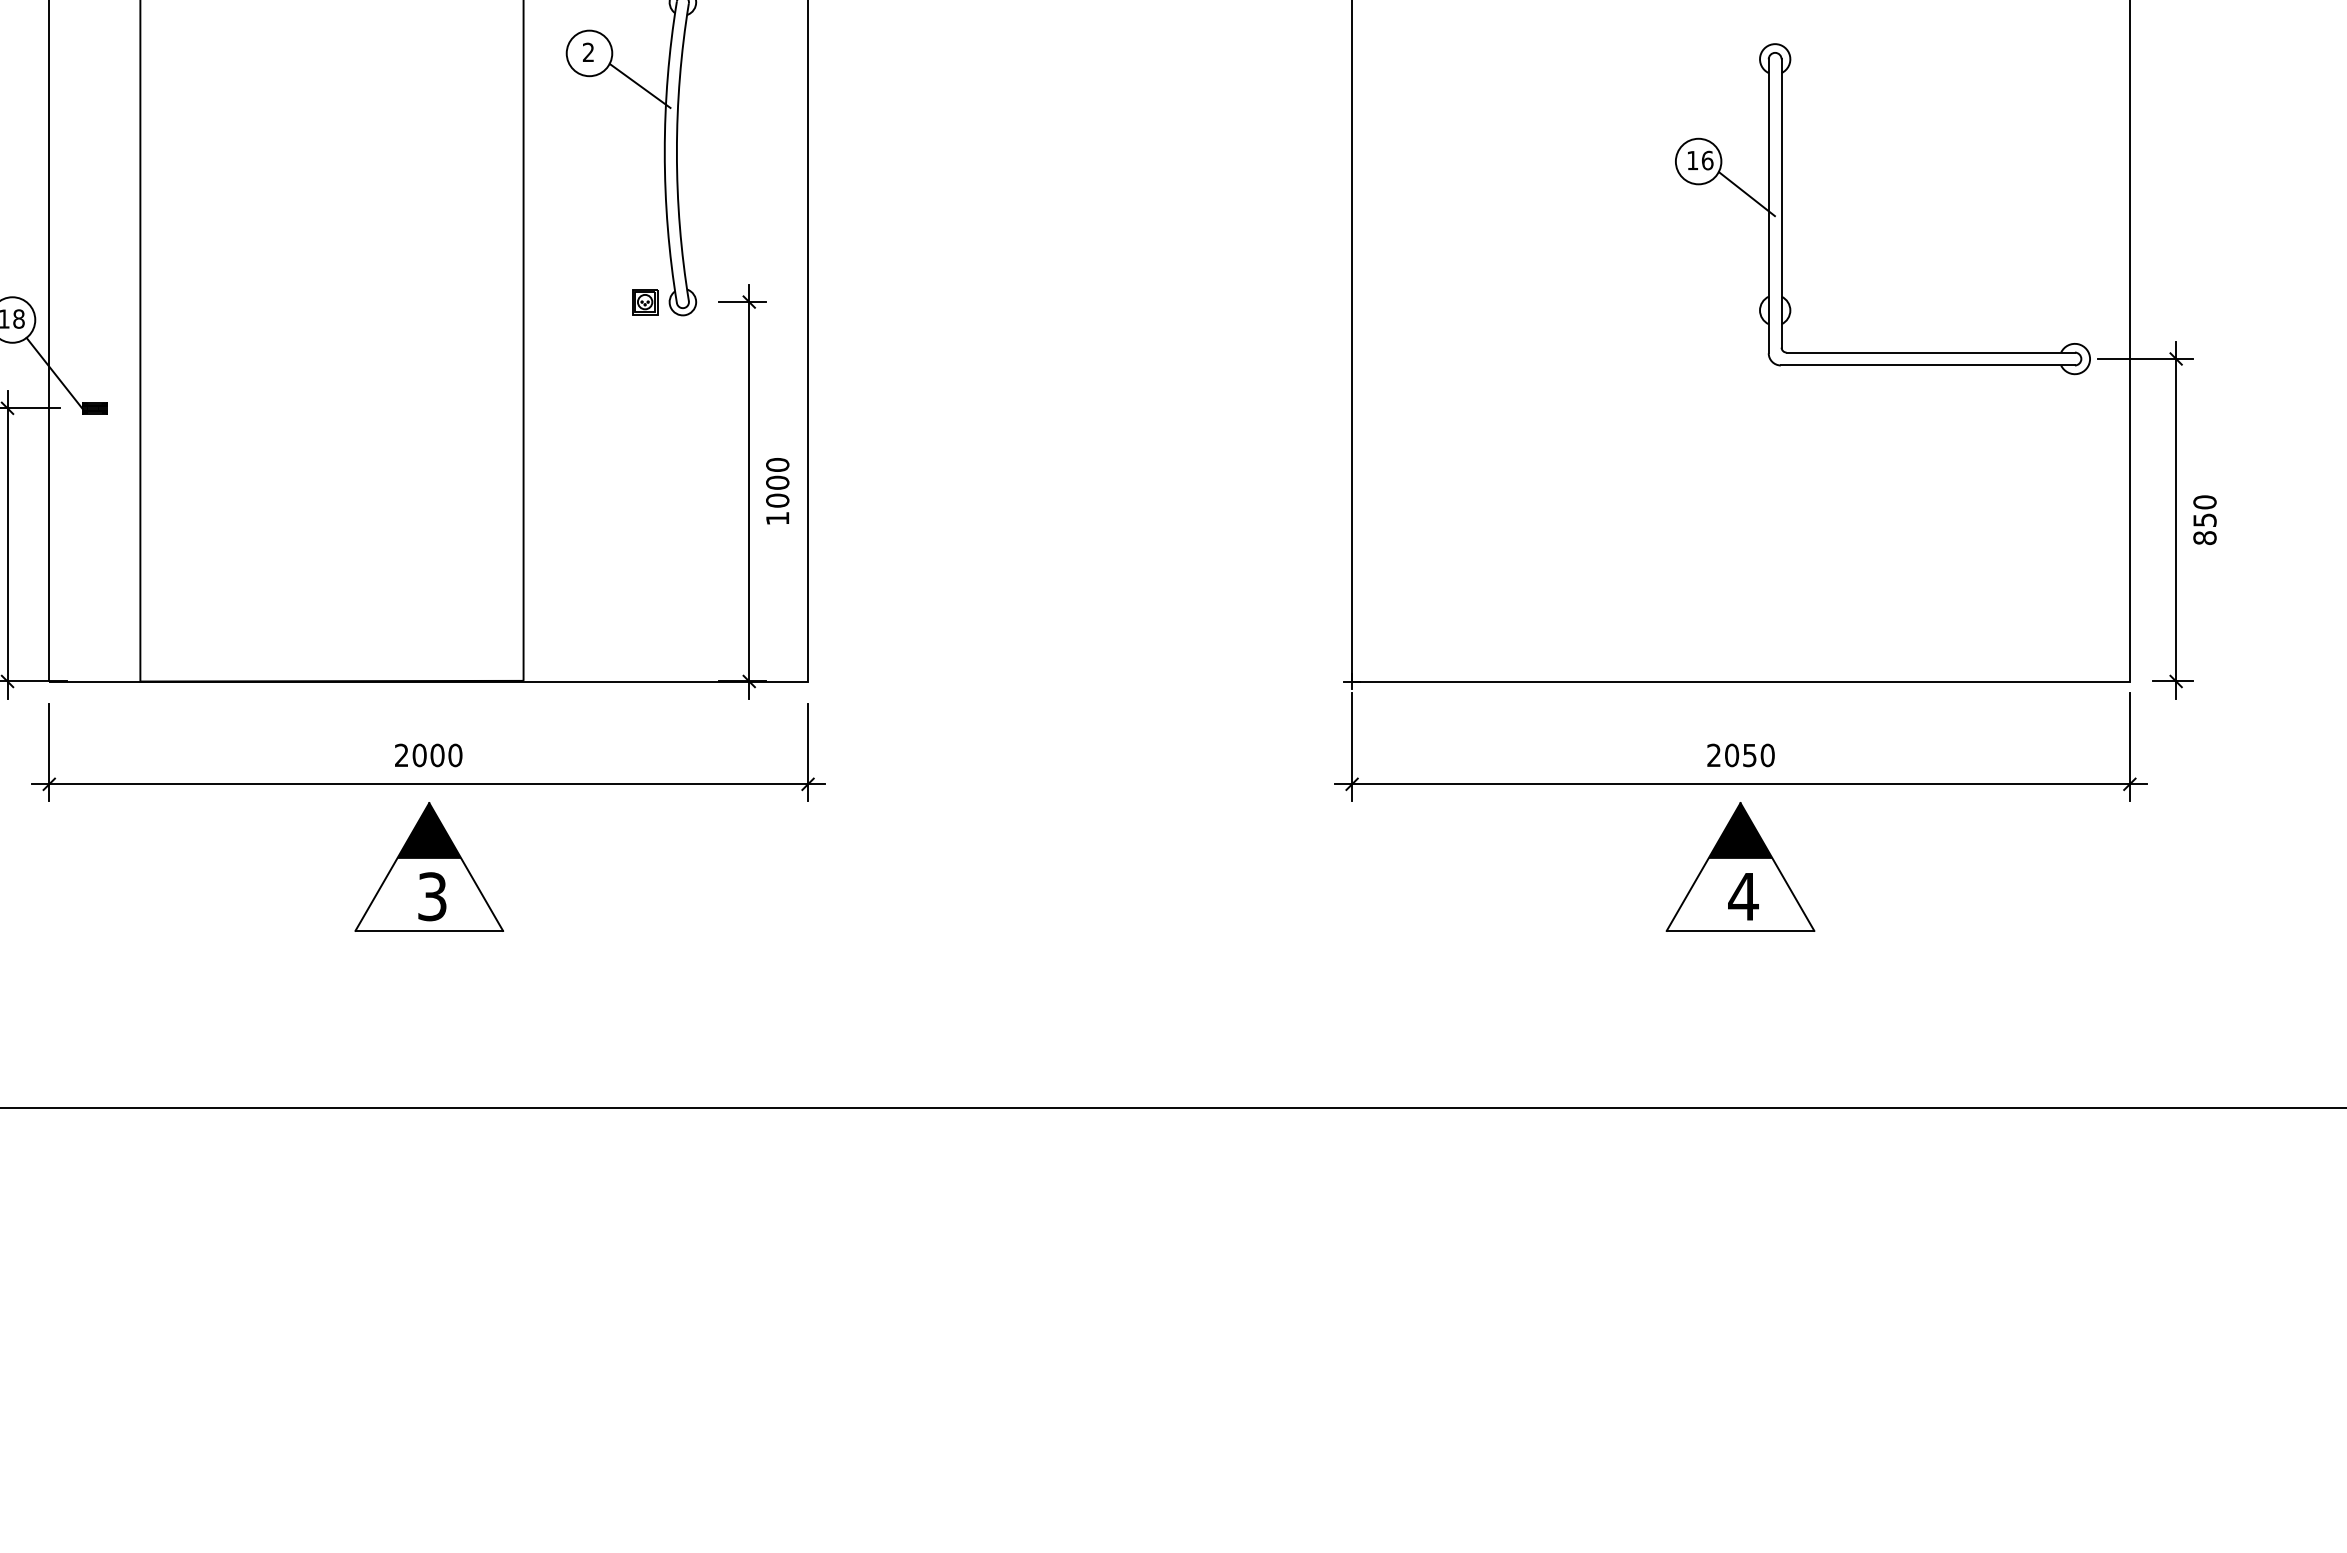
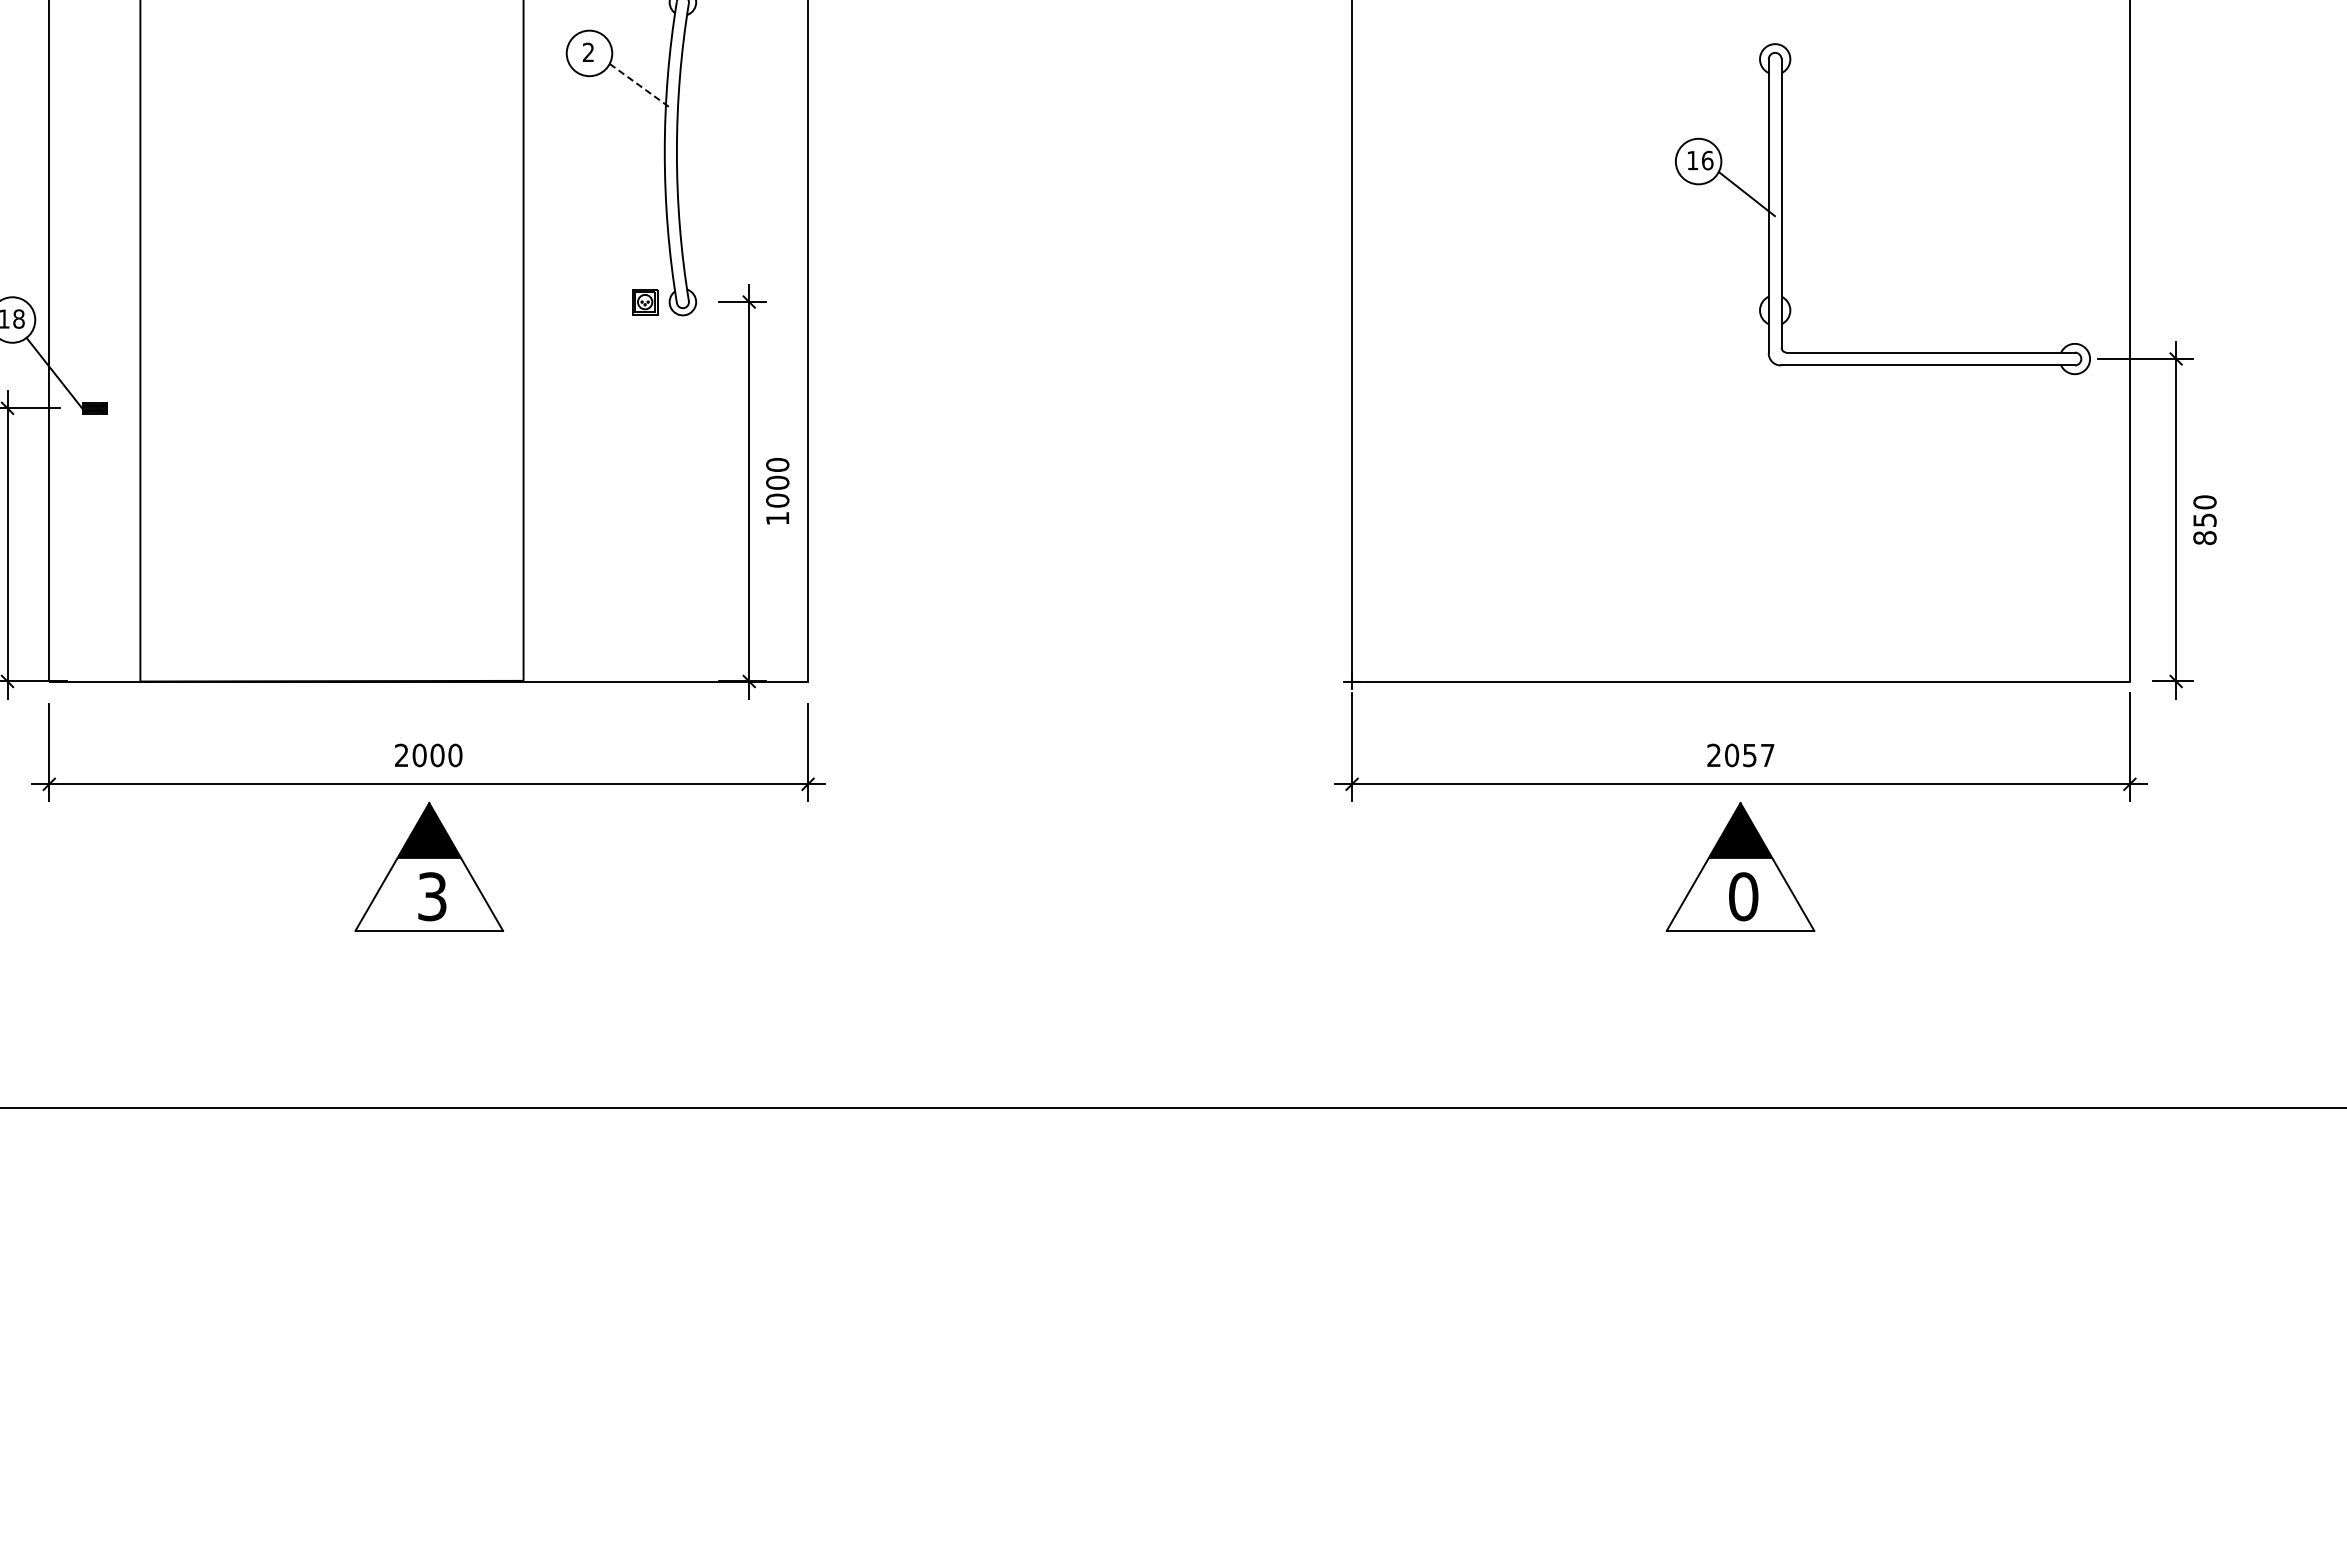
line: solid -> dashed (640, 85)
text: 2050 -> 2057 (1767, 755)
text: 4 -> 0 (1743, 896)
